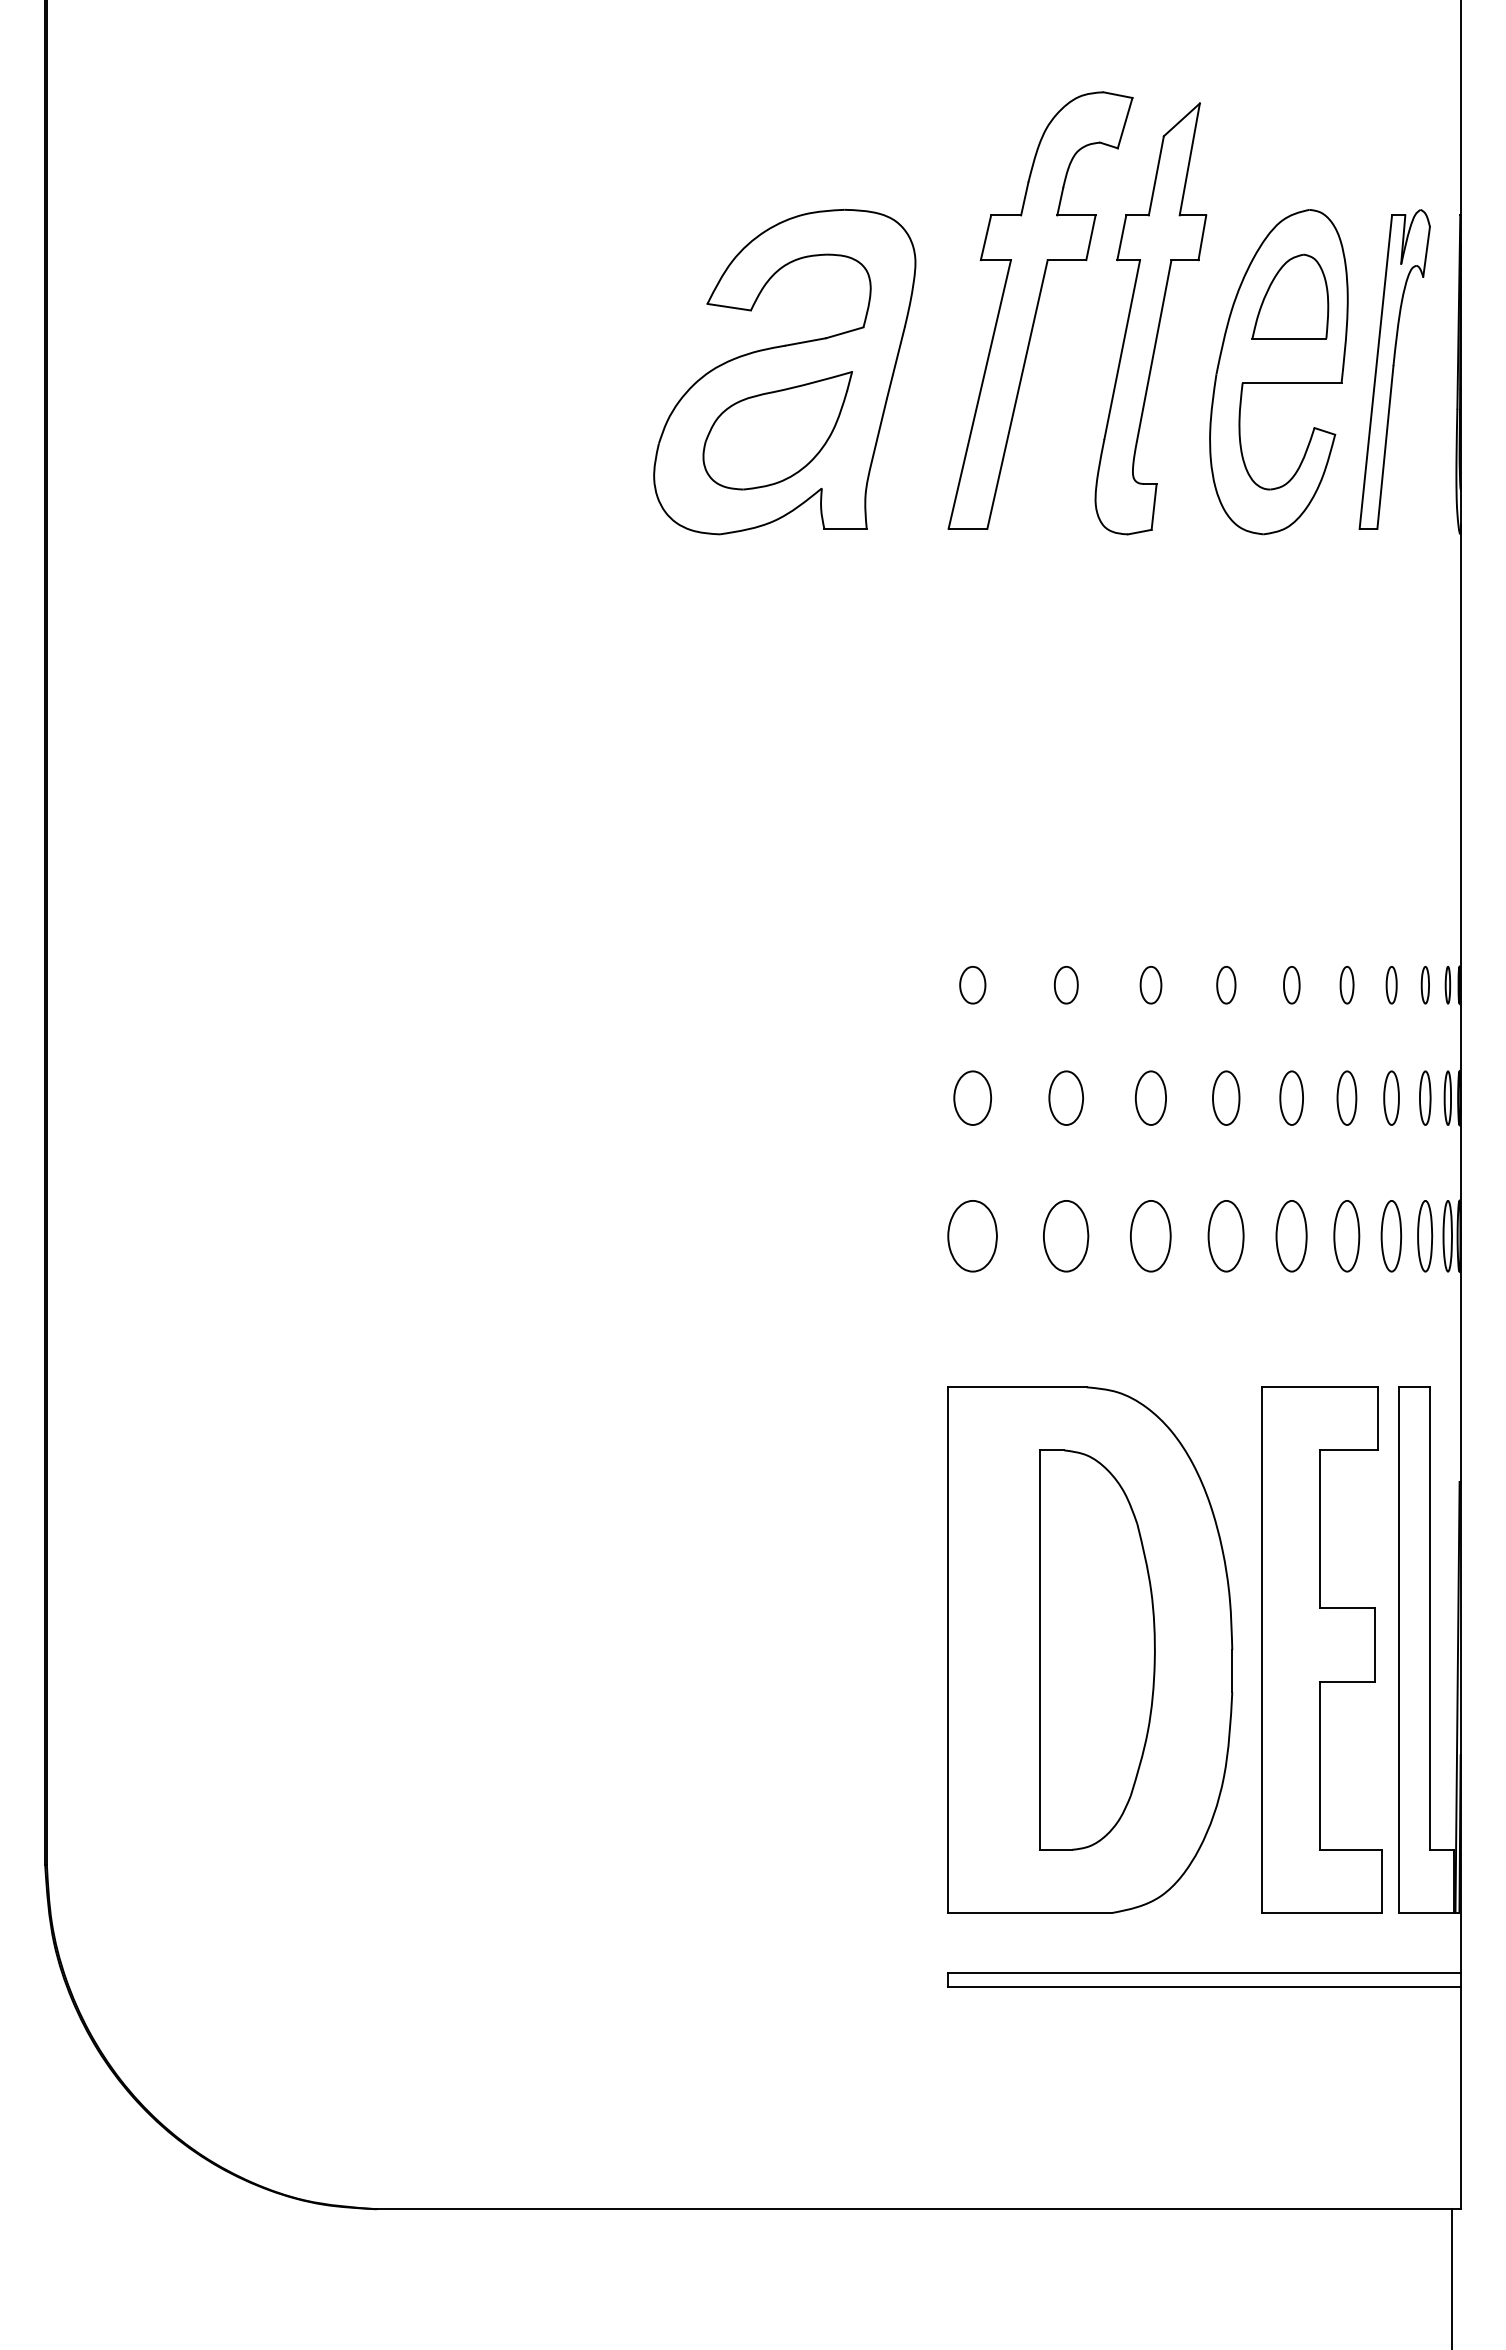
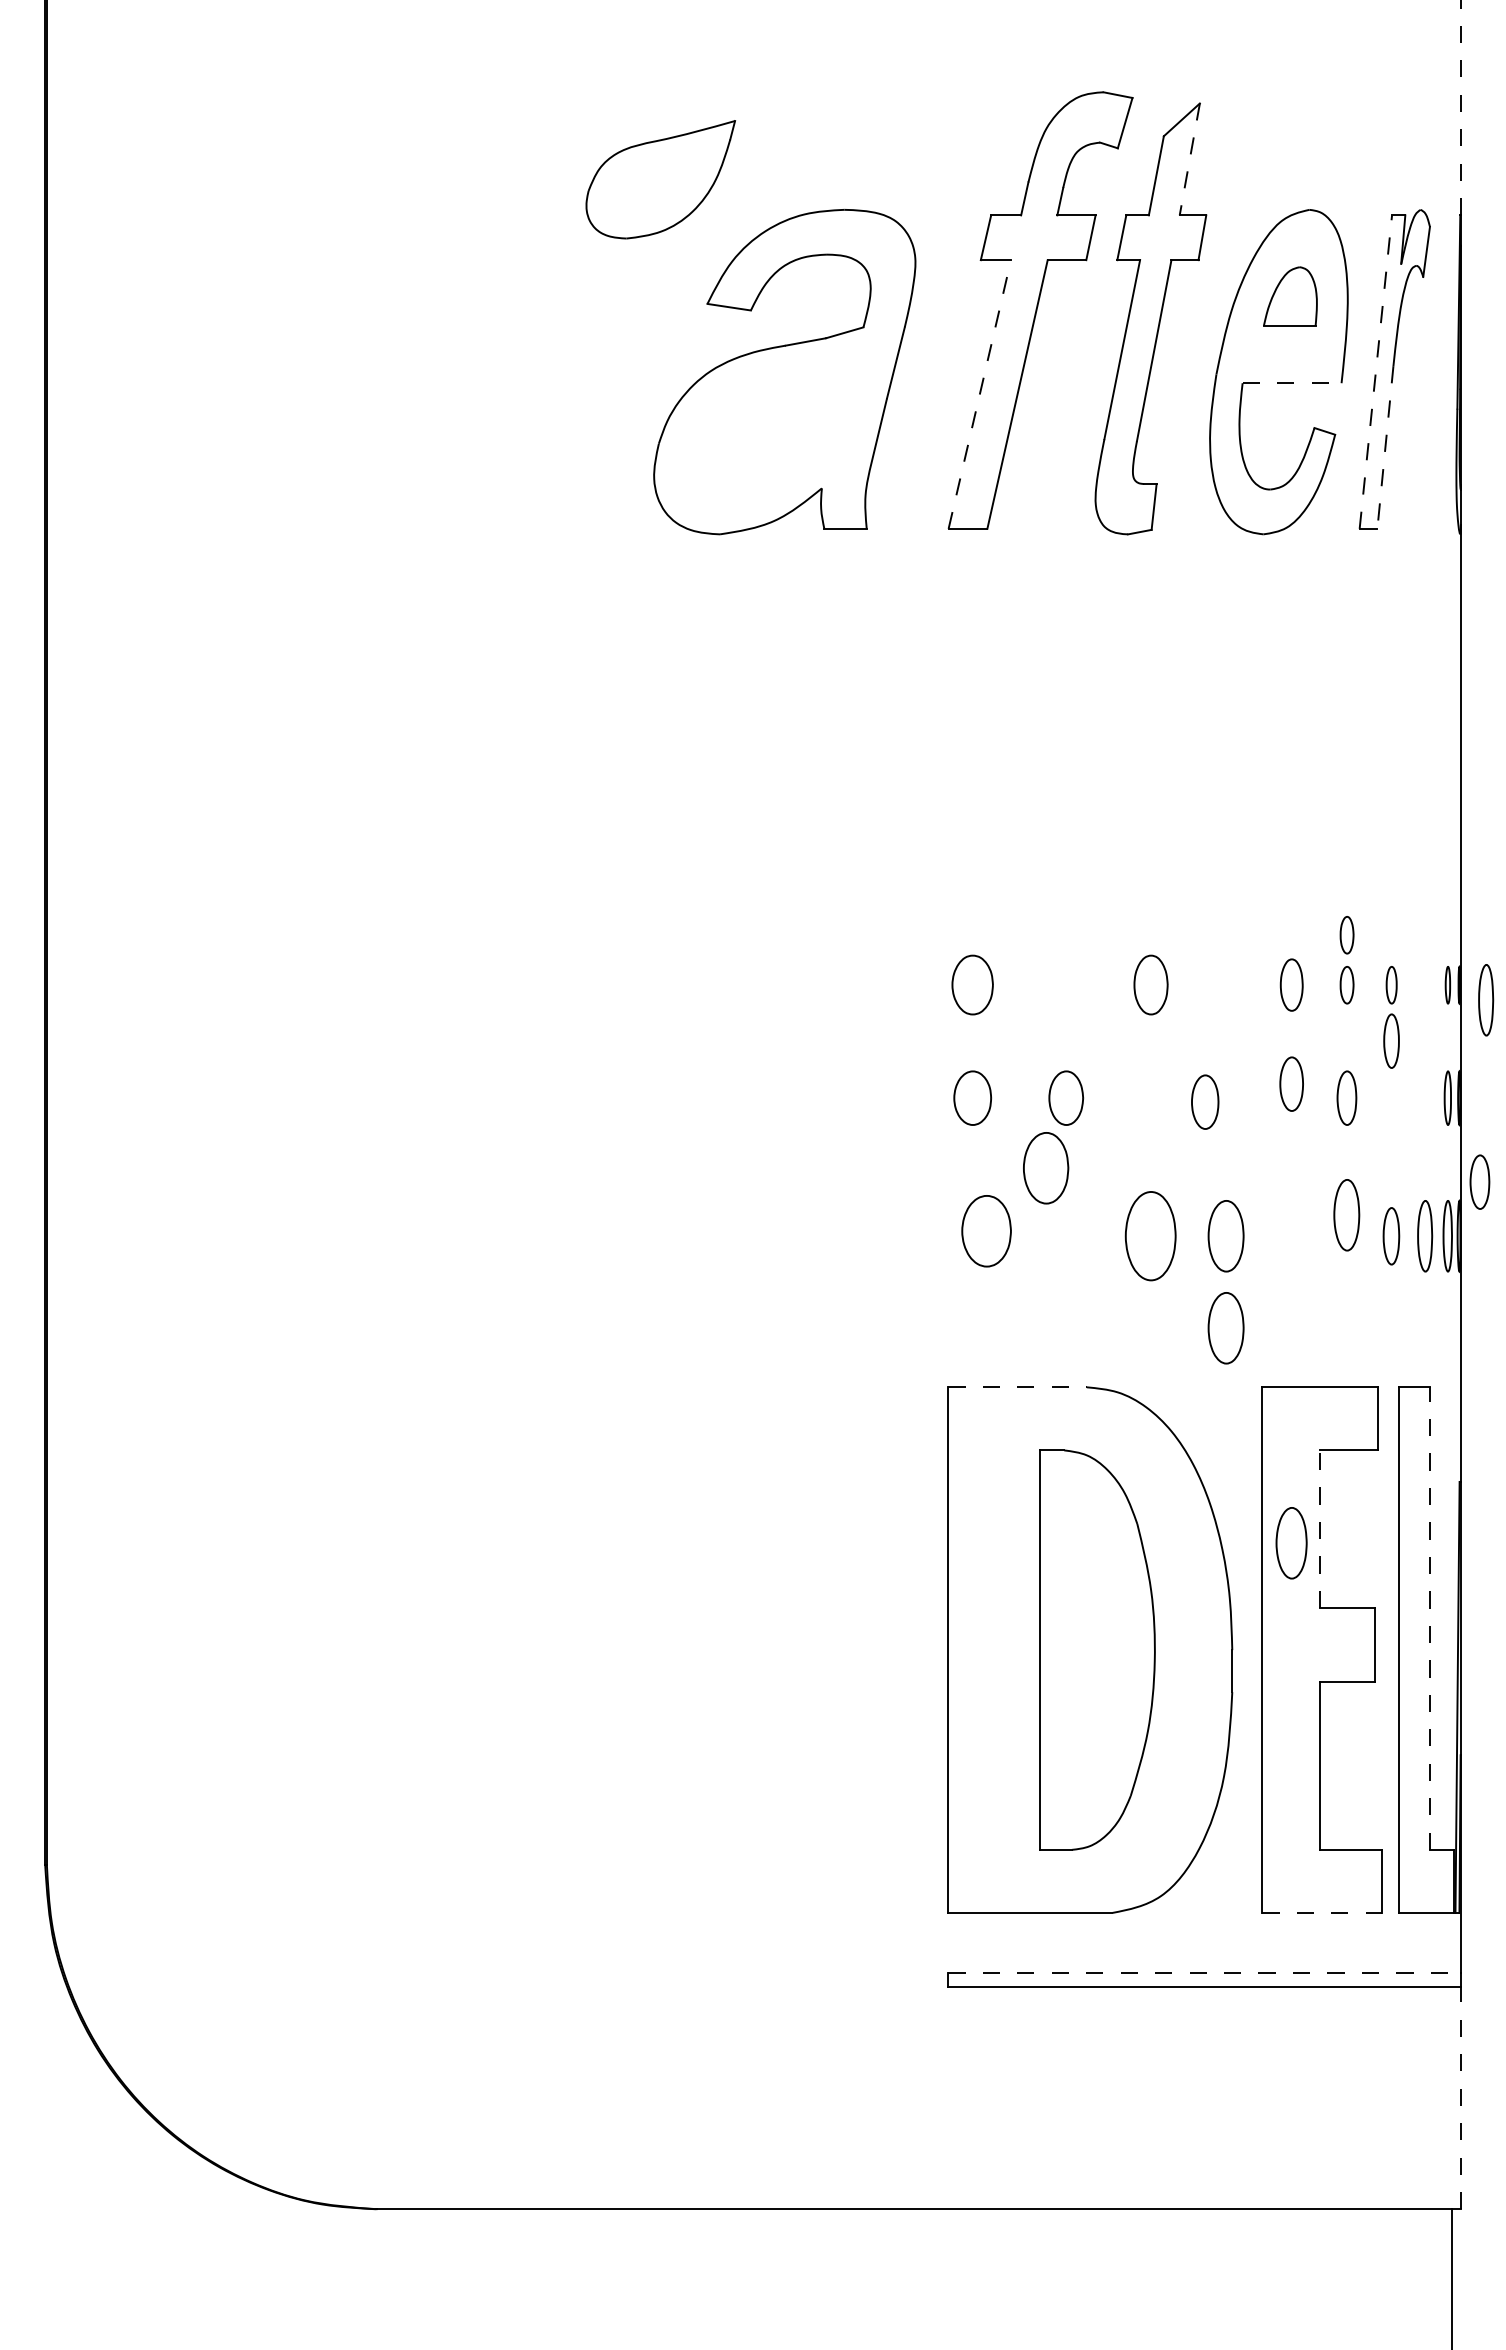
line: solid -> dashed (1460, 107)
line: solid -> dashed (1189, 159)
part size: 79x87 px -> 55x61 px (1290, 296)
line: solid -> dashed (1375, 372)
line: solid -> dashed (1292, 383)
line: solid -> dashed (979, 394)
part position: (777, 430) -> (660, 179) (660, 179)
line: solid -> dashed (1385, 447)
part: none -> present (1346, 935)
part size: 28x39 px -> 43x62 px (972, 984)
part: present -> none (1066, 985)
part size: 24x39 px -> 36x62 px (1150, 984)
part: present -> none (1226, 985)
part size: 18x39 px -> 25x54 px (1291, 984)
part: present -> none (1424, 985)
part: none -> present (1486, 1000)
part: present -> none (1150, 1097)
part position: (1226, 1097) -> (1205, 1101) (1205, 1101)
part position: (1291, 1097) -> (1291, 1083) (1291, 1083)
part position: (1391, 1097) -> (1391, 1040) (1391, 1040)
part: present -> none (1425, 1097)
part: none -> present (1479, 1181)
part position: (972, 1236) -> (986, 1231) (986, 1231)
part position: (1066, 1236) -> (1046, 1168) (1046, 1168)
part size: 42x73 px -> 53x91 px (1150, 1236)
part position: (1291, 1236) -> (1291, 1543) (1291, 1543)
part position: (1346, 1236) -> (1346, 1215) (1346, 1215)
part size: 23x73 px -> 19x59 px (1391, 1236)
part: none -> present (1225, 1328)
line: solid -> dashed (1018, 1387)
line: solid -> dashed (1320, 1529)
line: solid -> dashed (1429, 1618)
line: solid -> dashed (1322, 1912)
line: solid -> dashed (1205, 1972)
line: solid -> dashed (1460, 2097)
